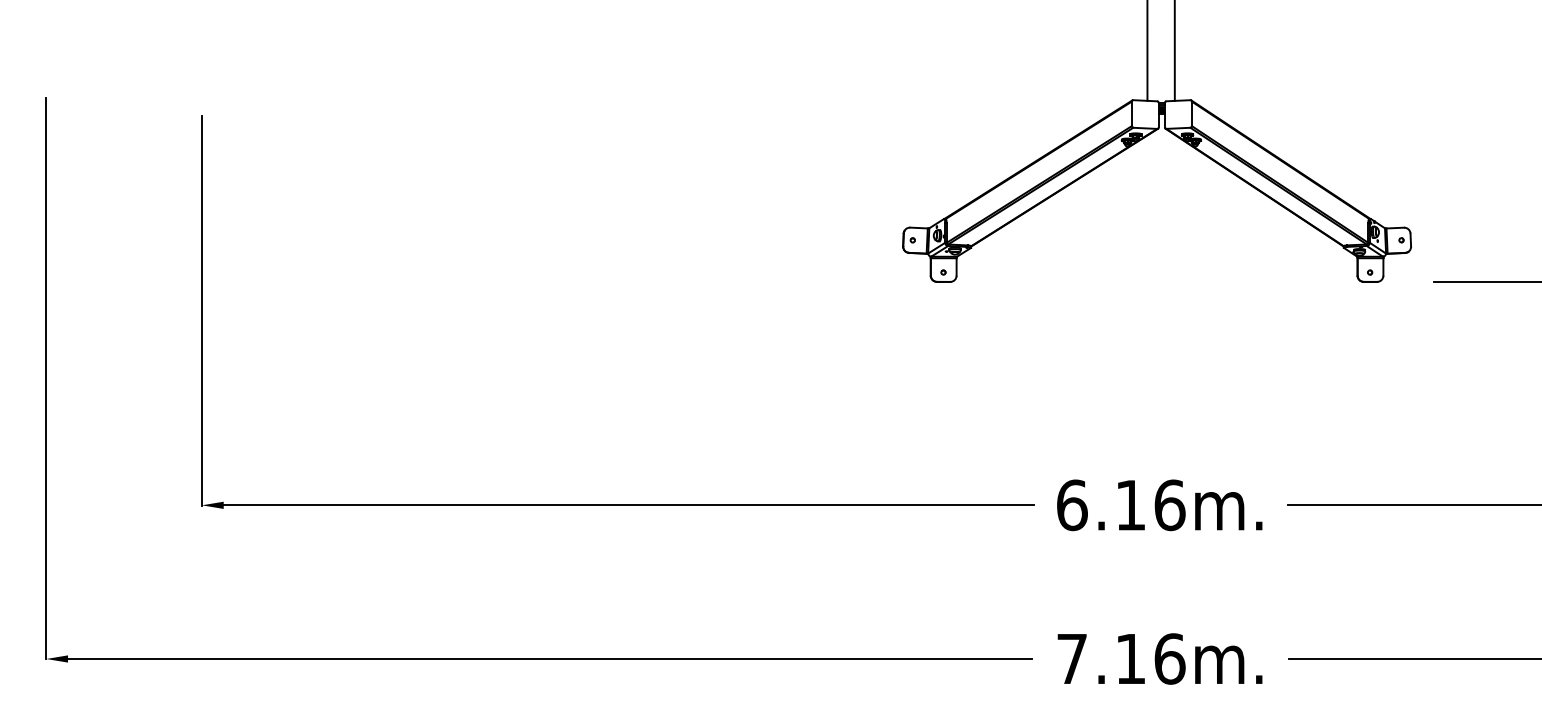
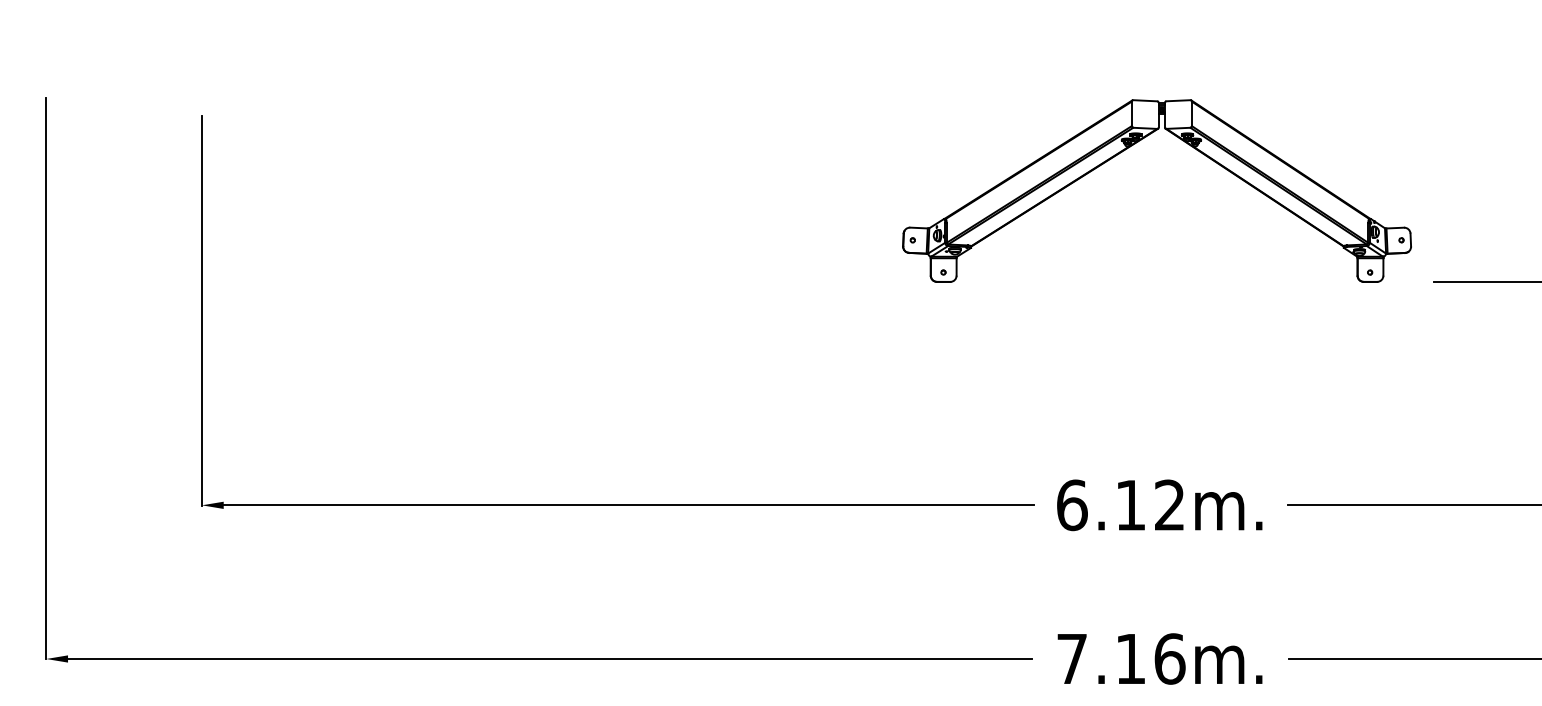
line: present -> none (1147, 51)
line: present -> none (1174, 51)
text: 6.16m. -> 6.12m. (1169, 505)
